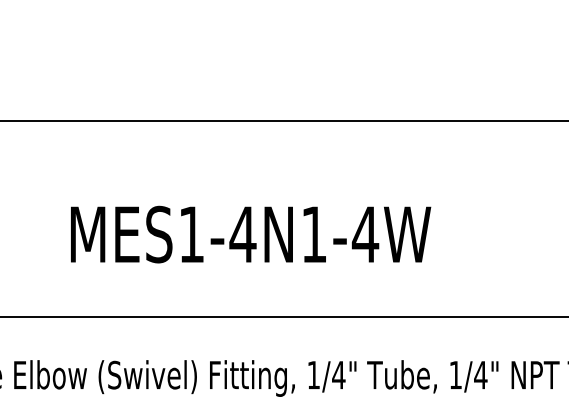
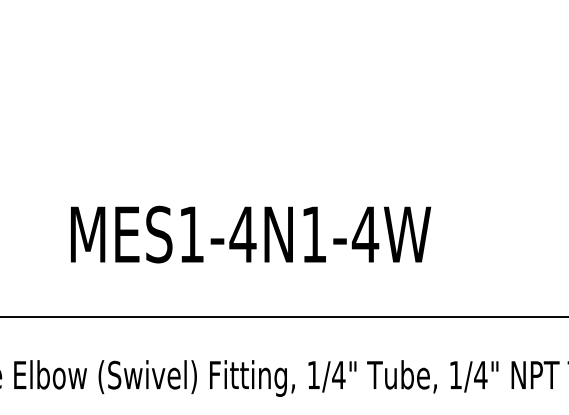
line: present -> none (283, 120)
